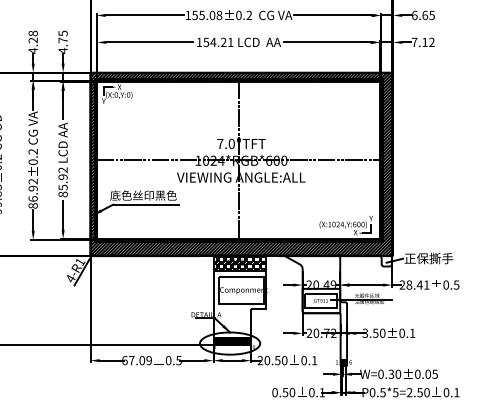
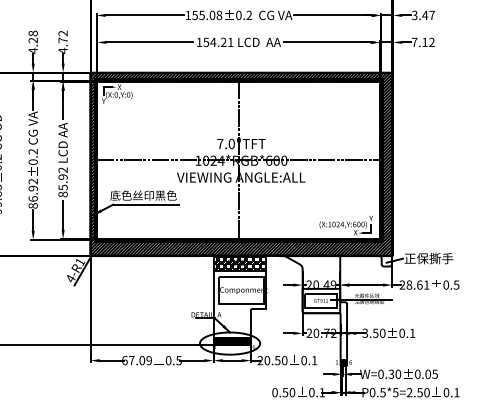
text: 6.65 -> 3.47 (423, 15)
text: 4.75 -> 4.72 (62, 33)
text: 28.41 -> 28.61 (419, 284)
